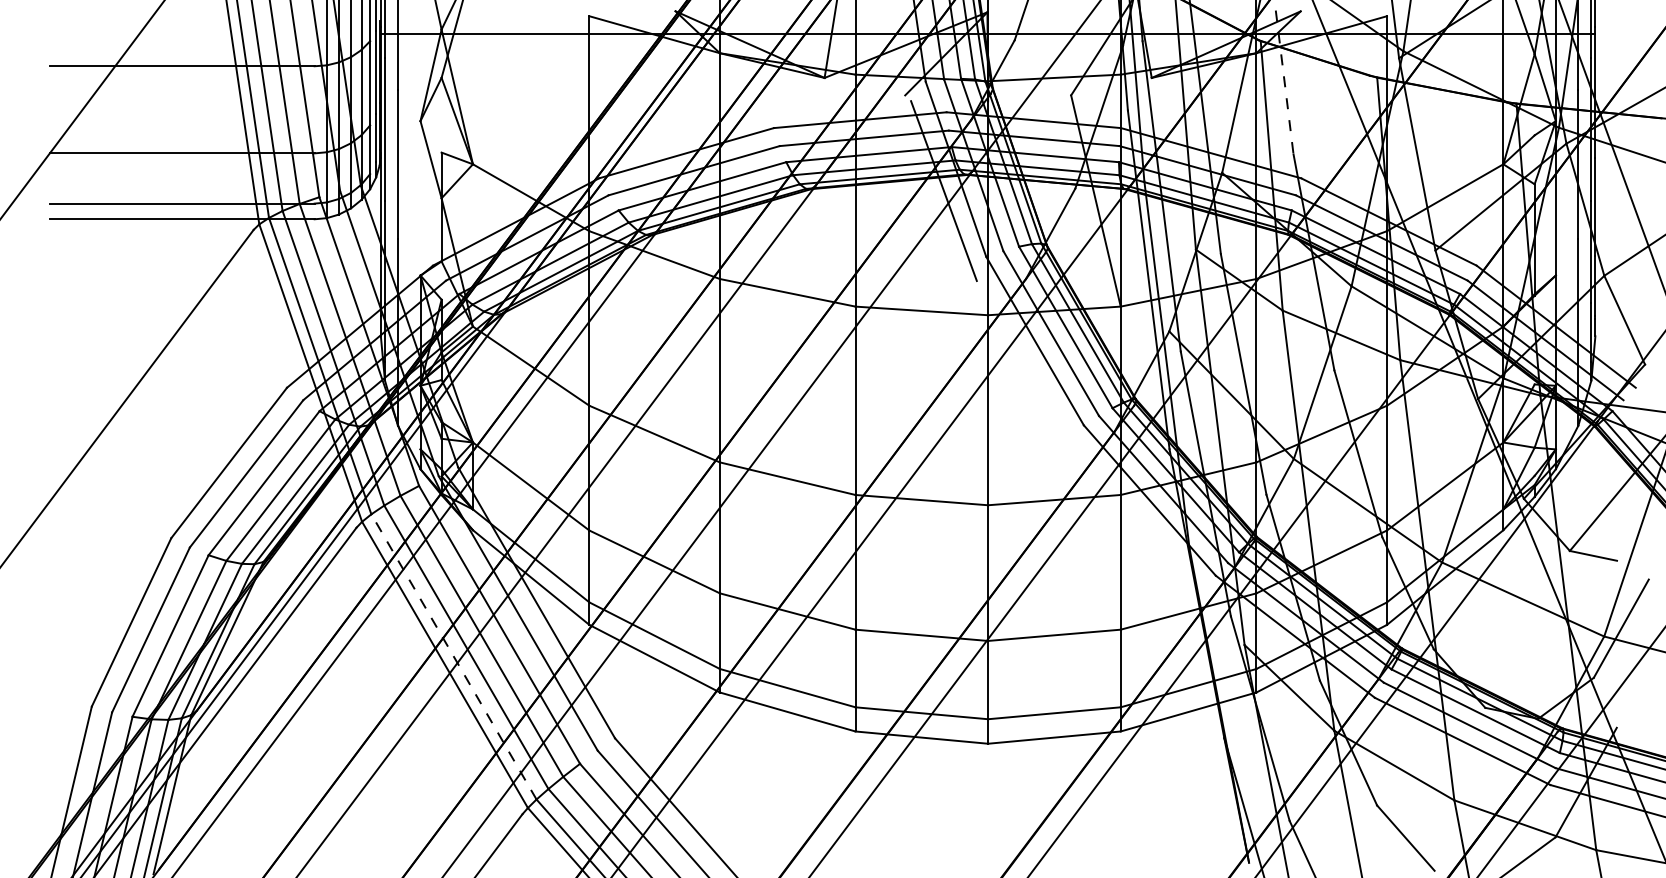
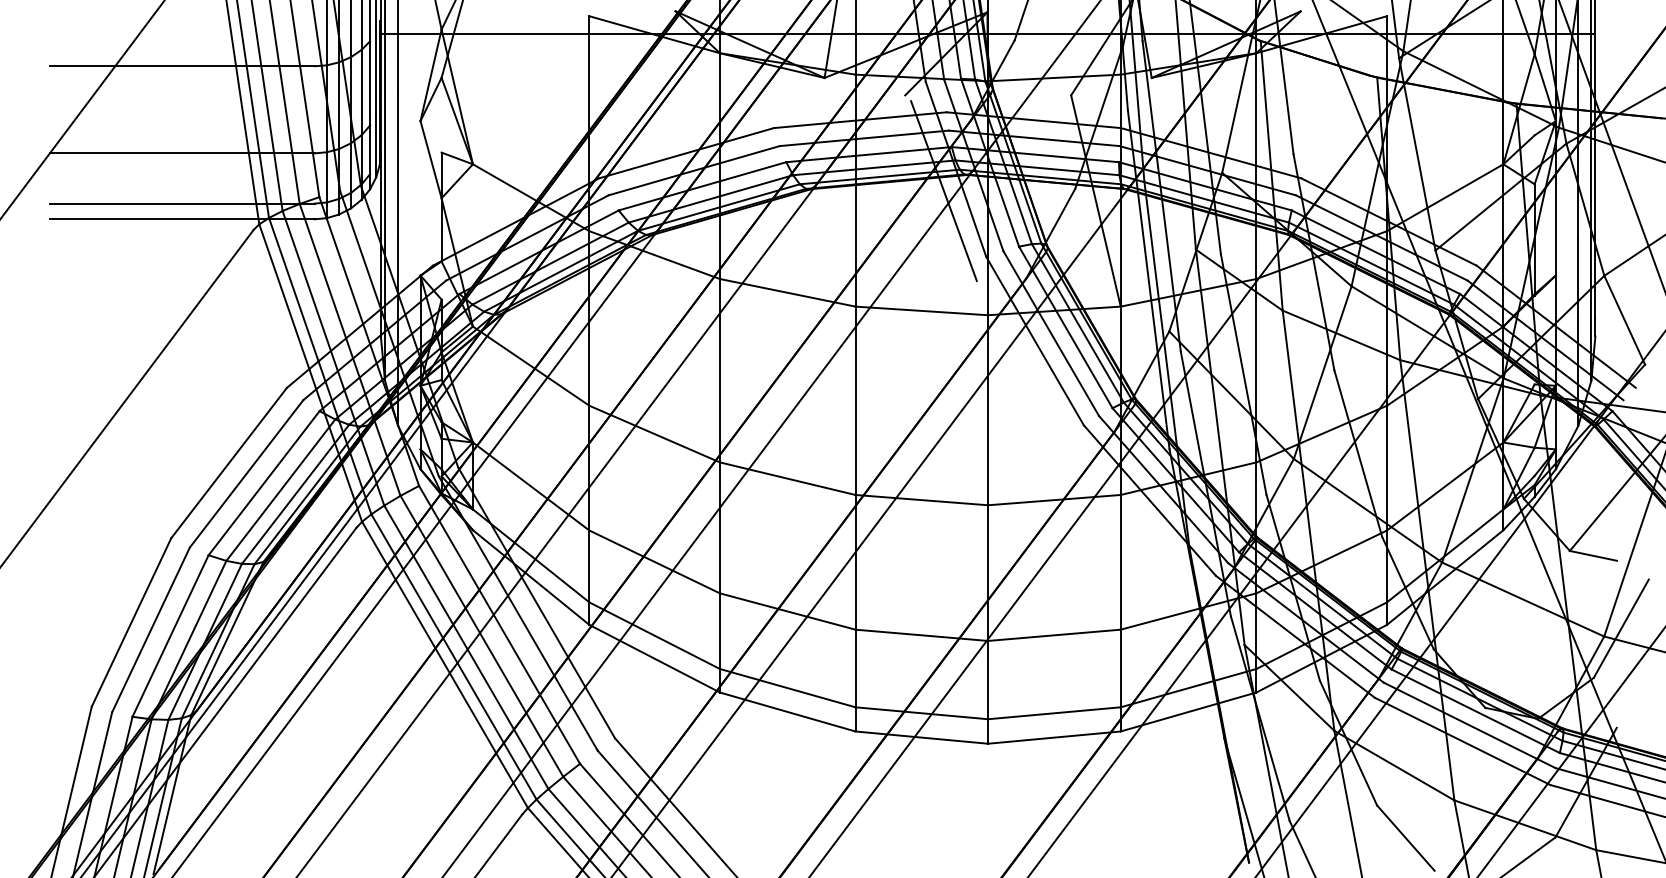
line: dashed -> solid (1284, 78)
line: dashed -> solid (453, 656)
